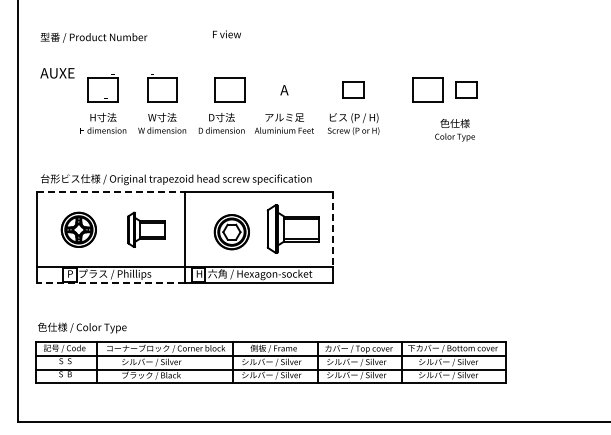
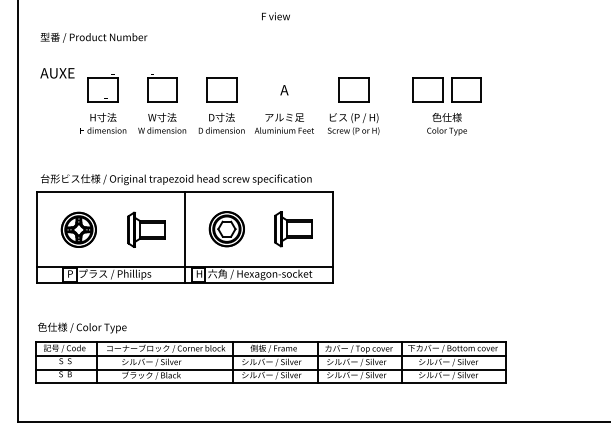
text position: (226, 34) -> (275, 16) (275, 16)
part position: (229, 89) -> (221, 89) (221, 89)
part size: 23x18 px -> 32x26 px (353, 89)
part size: 23x18 px -> 31x26 px (466, 89)
text position: (454, 130) -> (446, 124) (446, 124)
line: dashed -> solid (111, 191)
part size: 54x50 px -> 39x37 px (293, 229)
line: dashed -> solid (333, 229)
part position: (231, 232) -> (226, 229) (226, 229)
line: dashed -> solid (110, 283)
